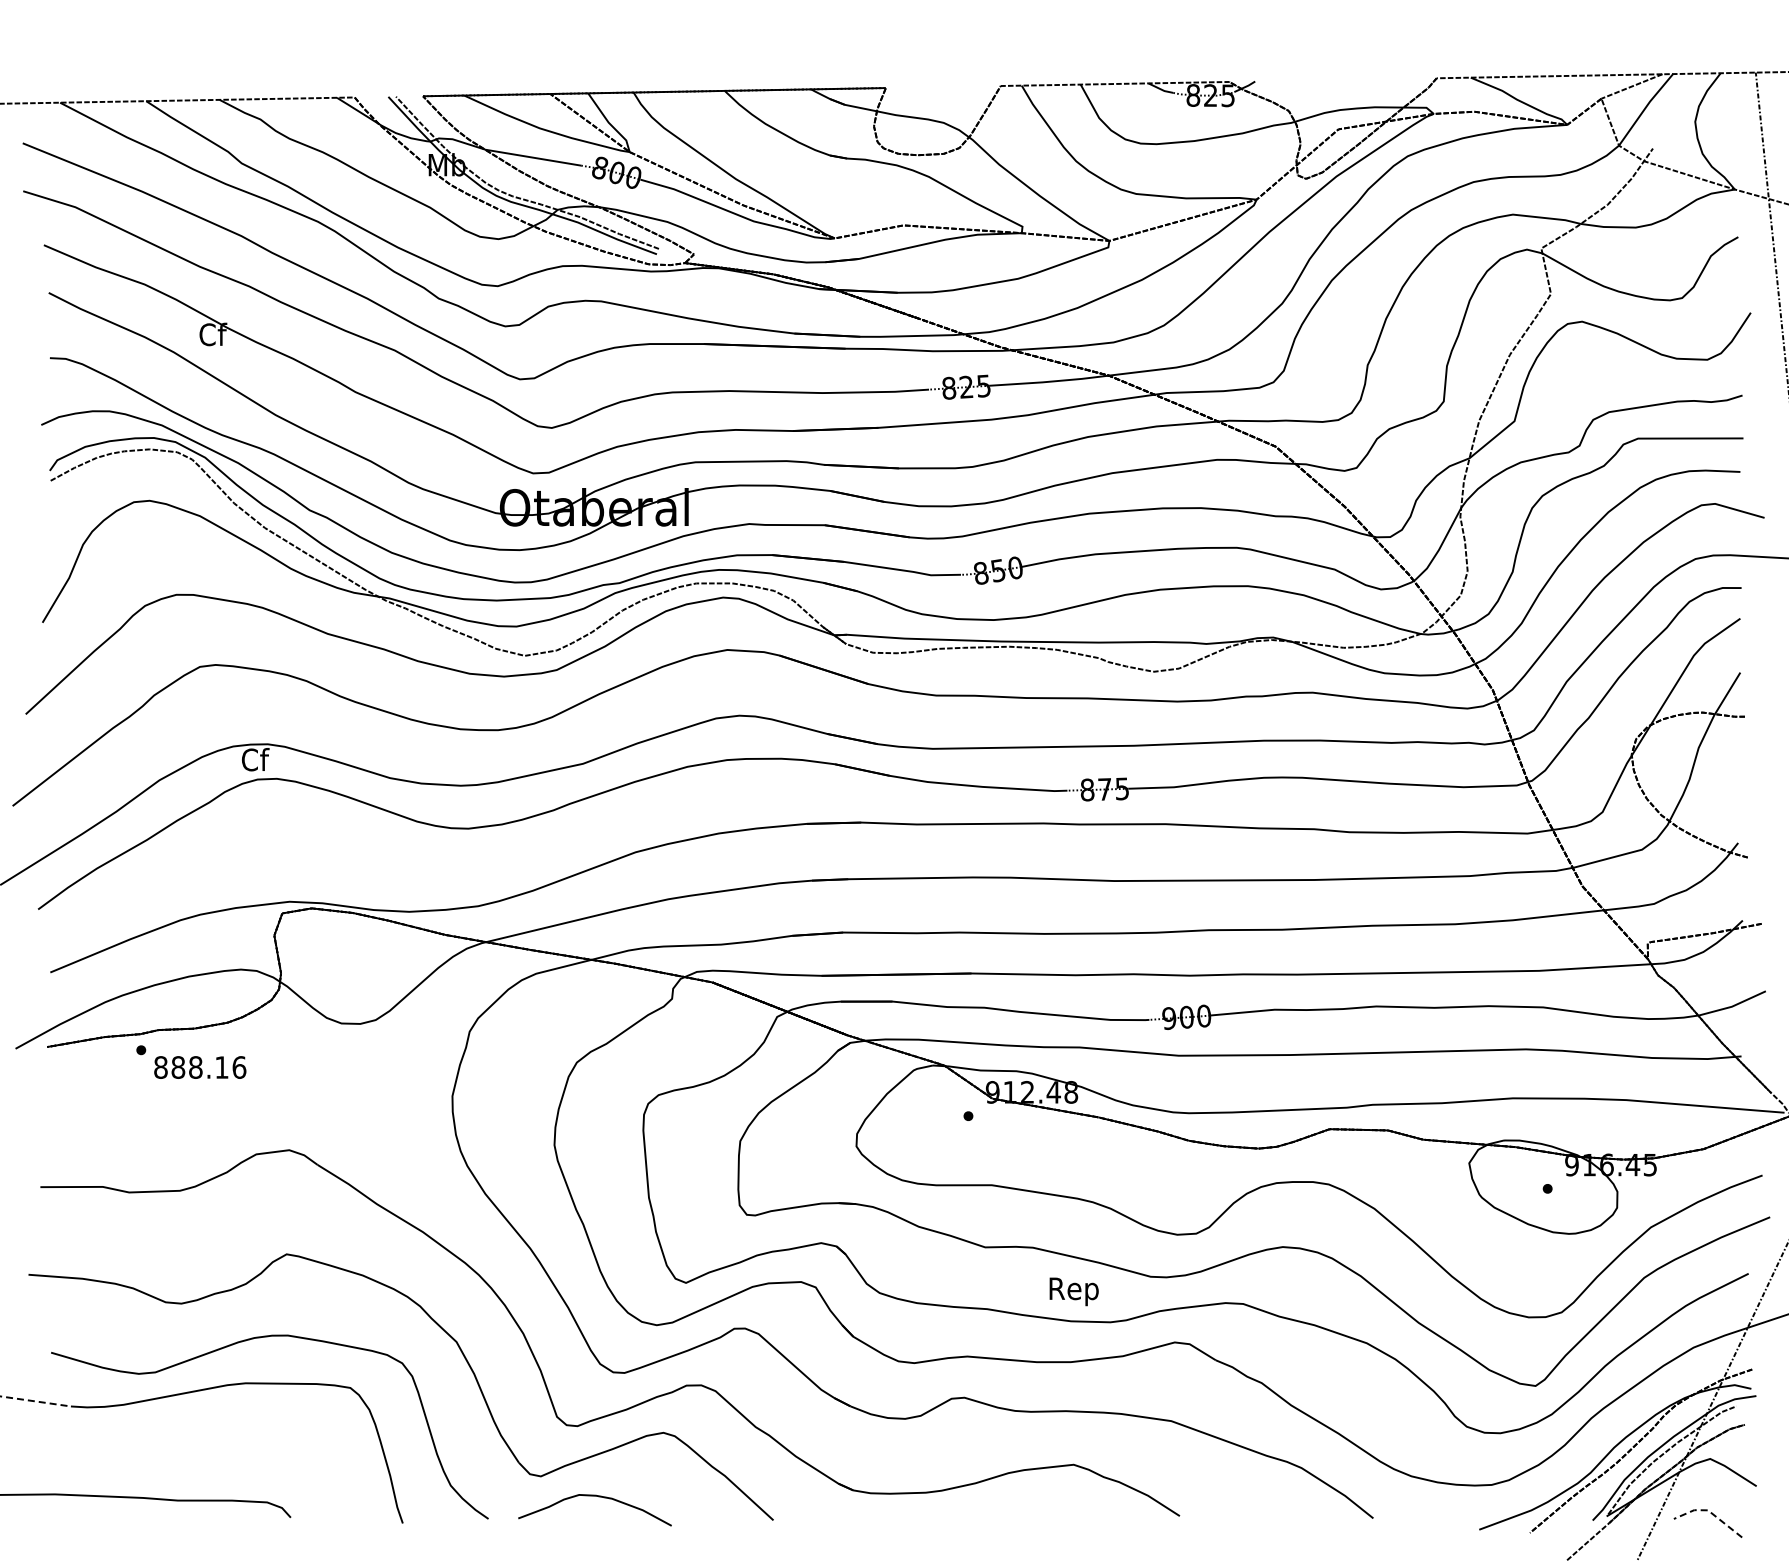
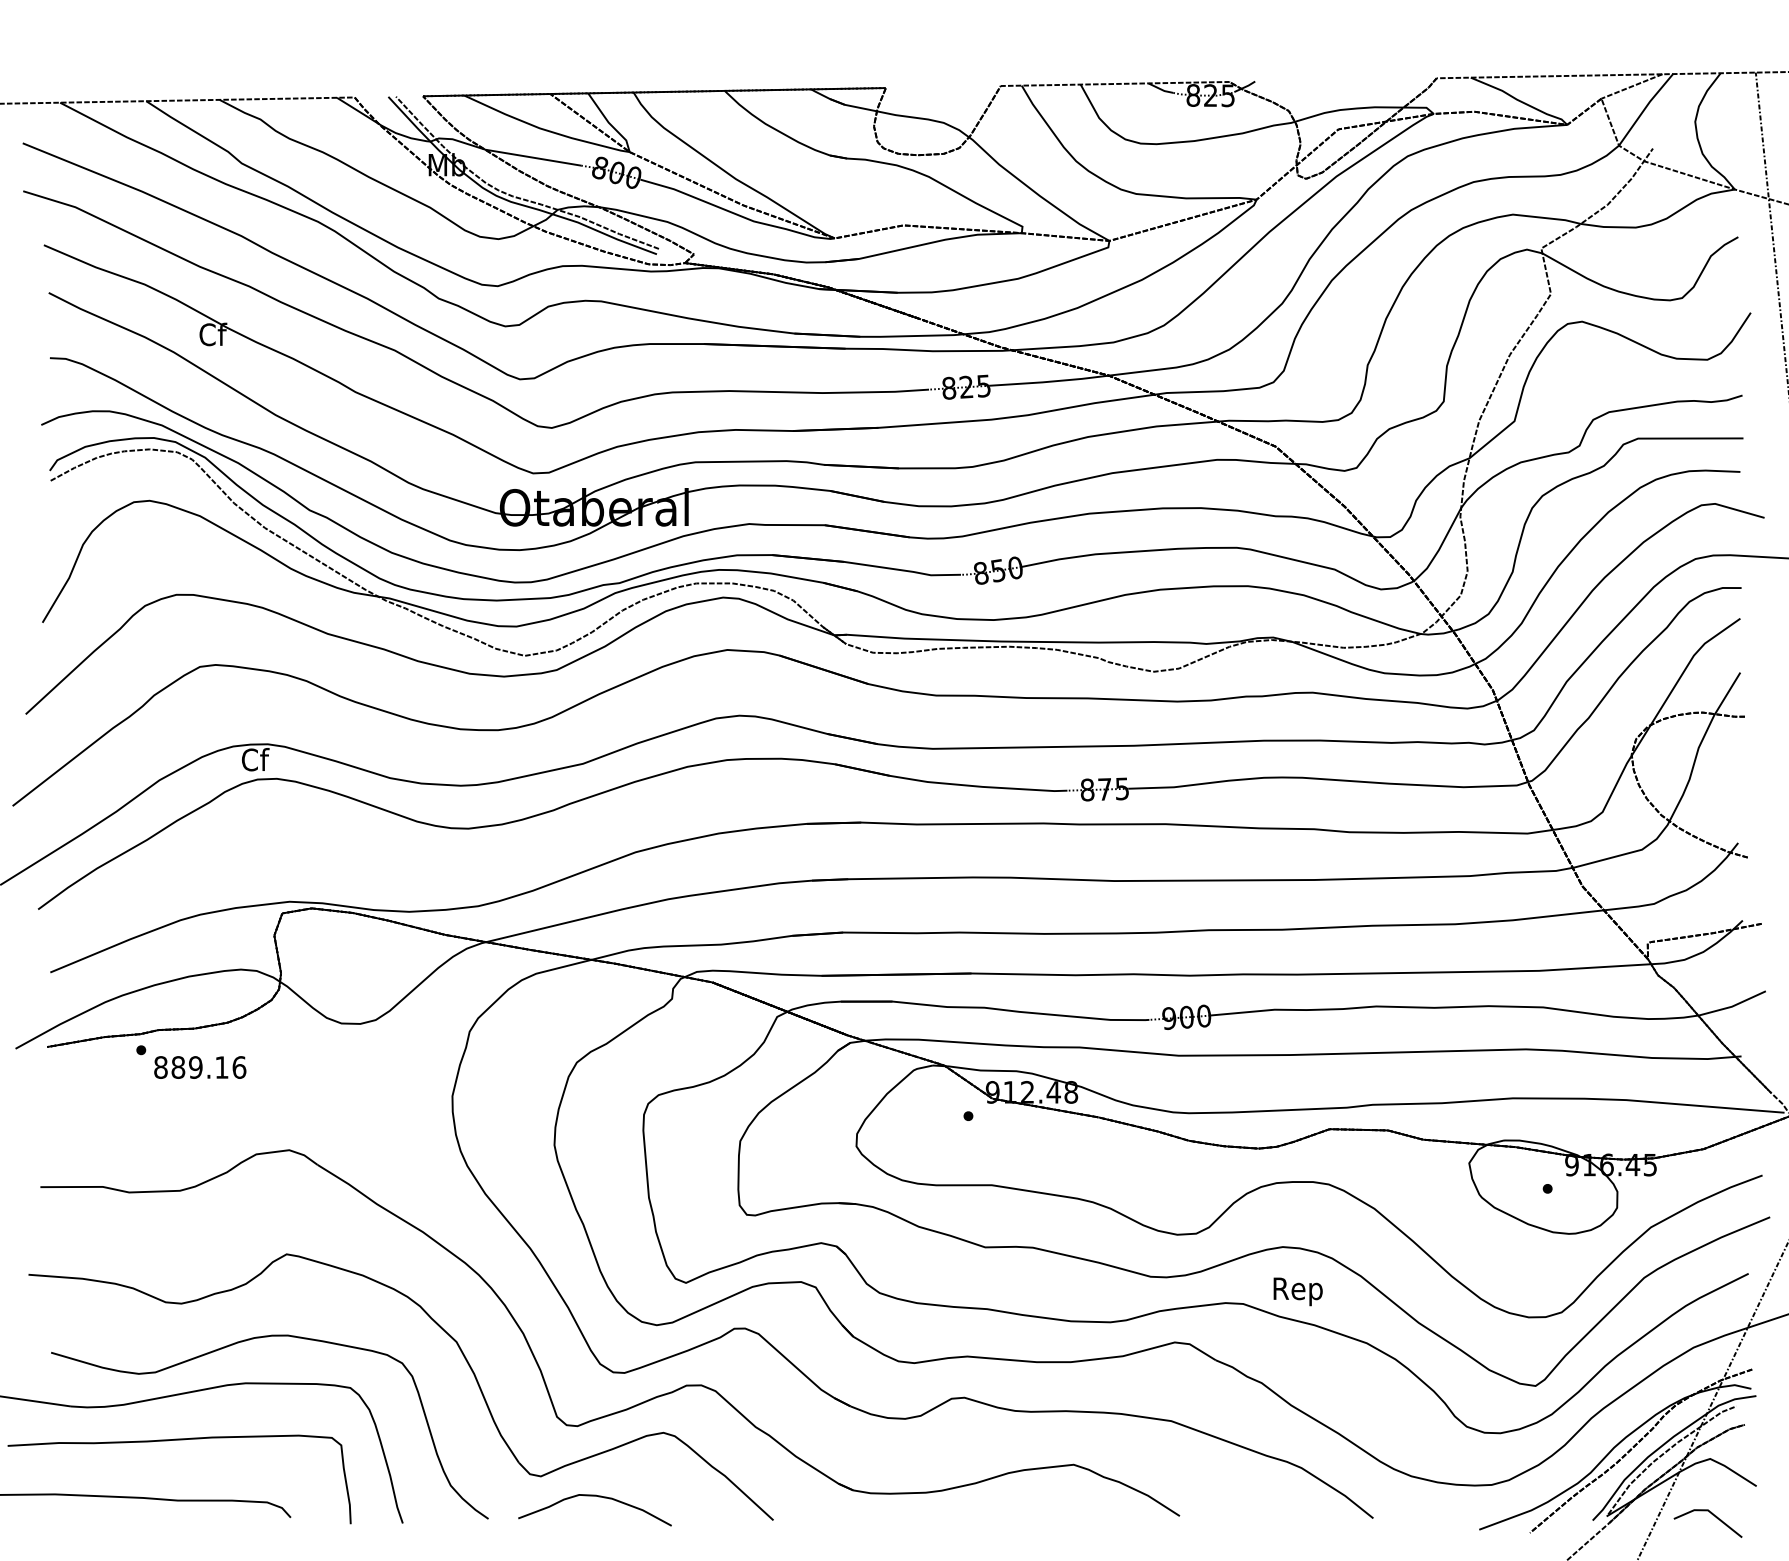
text: 888.16 -> 889.16 (195, 1067)
text position: (1073, 1291) -> (1297, 1291) (1297, 1291)
line: dashed -> solid (35, 1401)
curve: none -> present (179, 1440)
line: dashed -> solid (1709, 1511)
